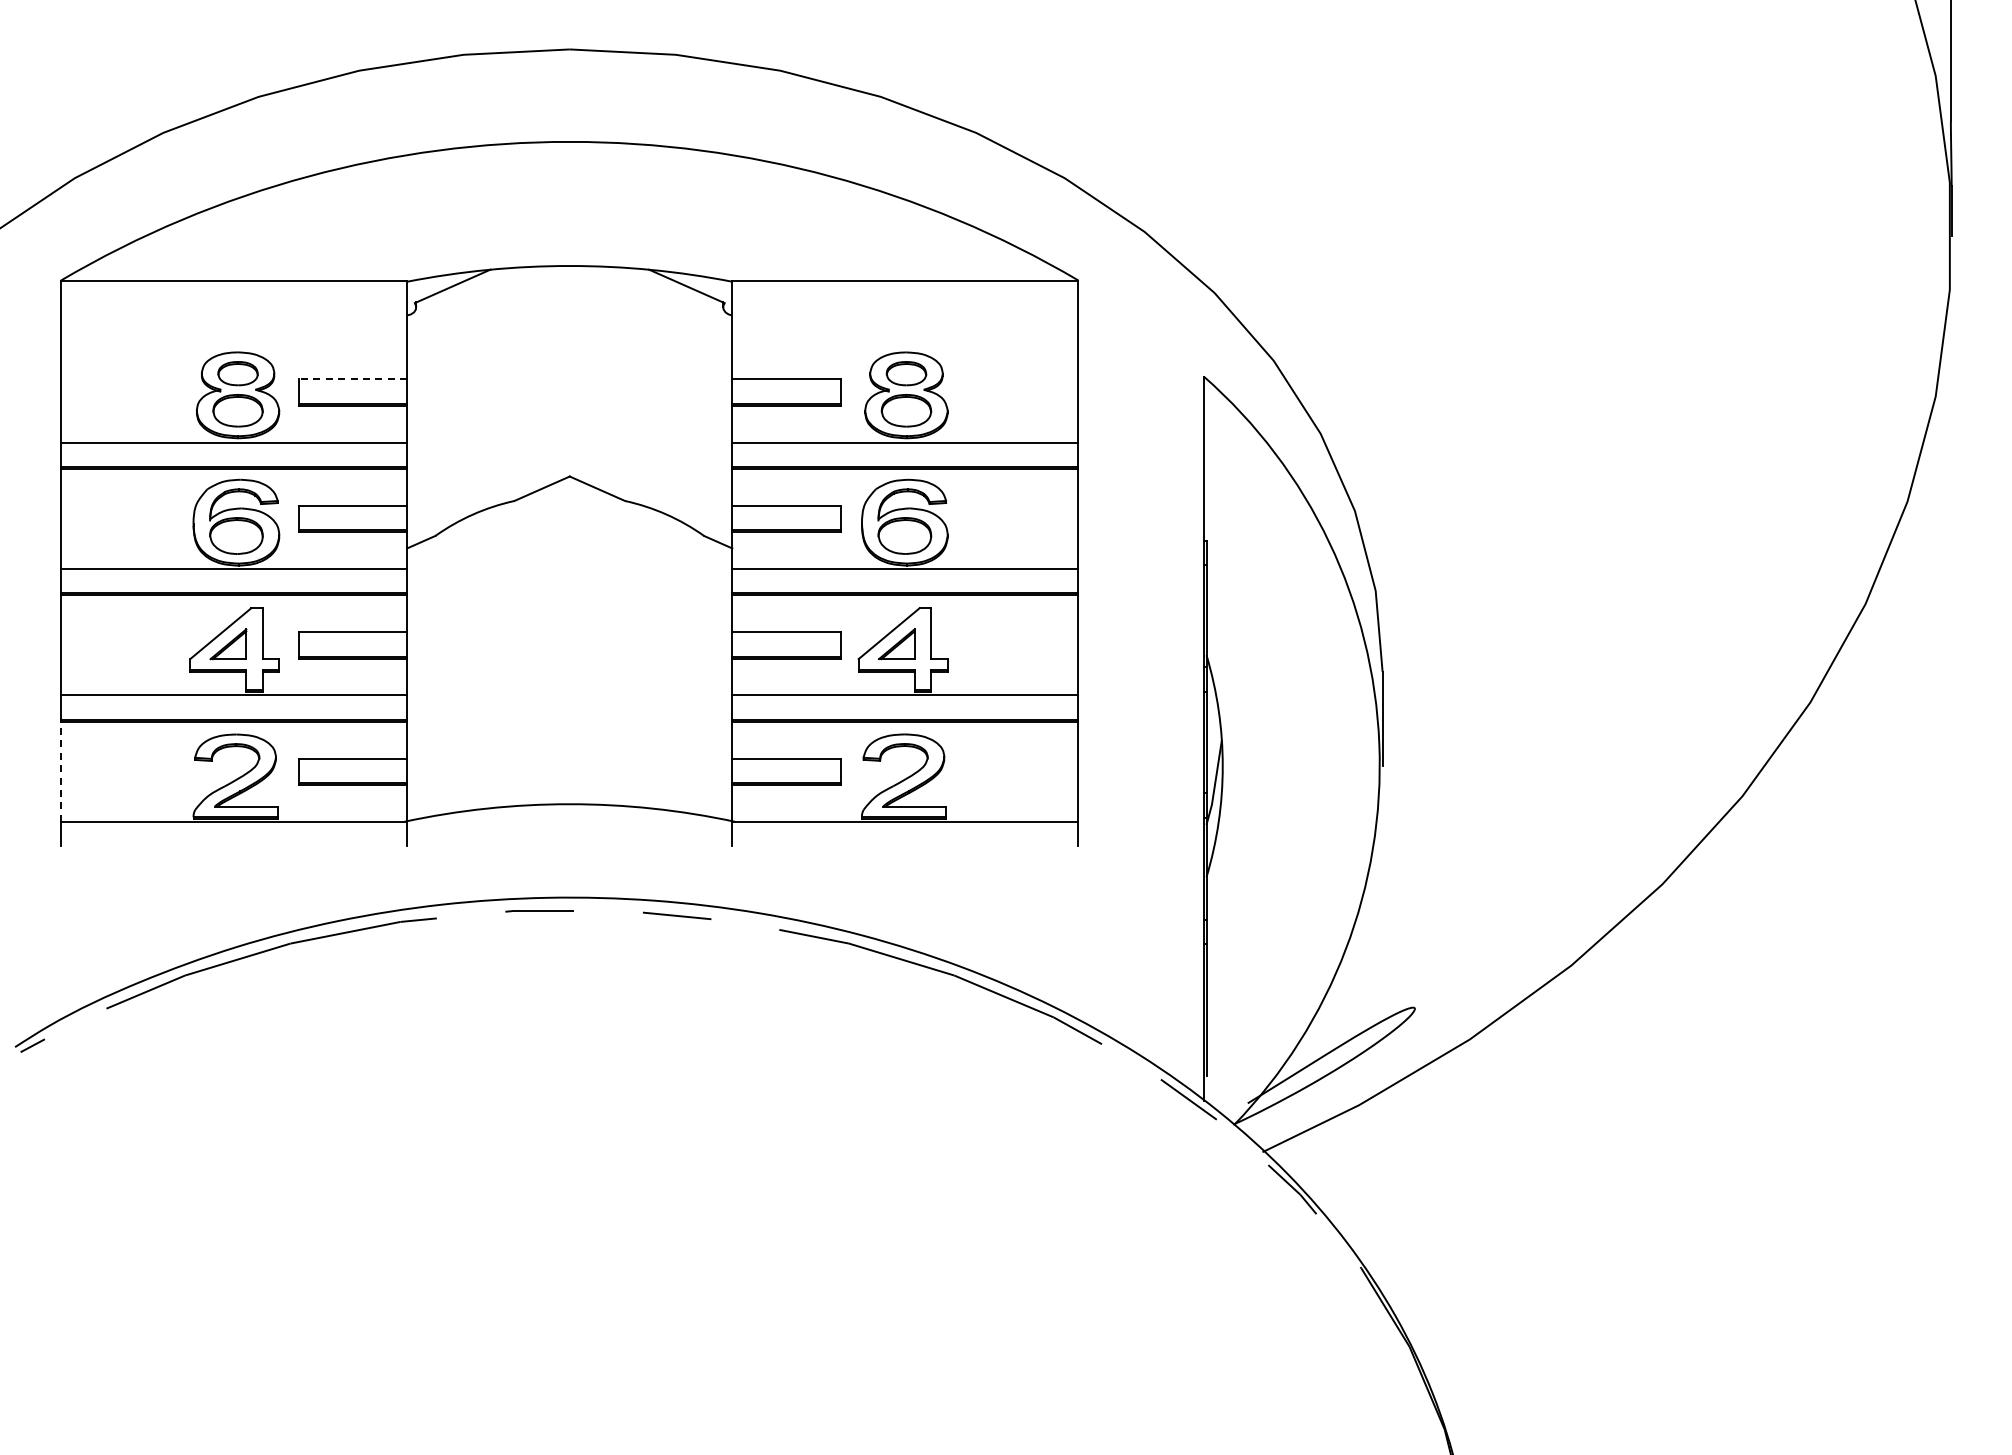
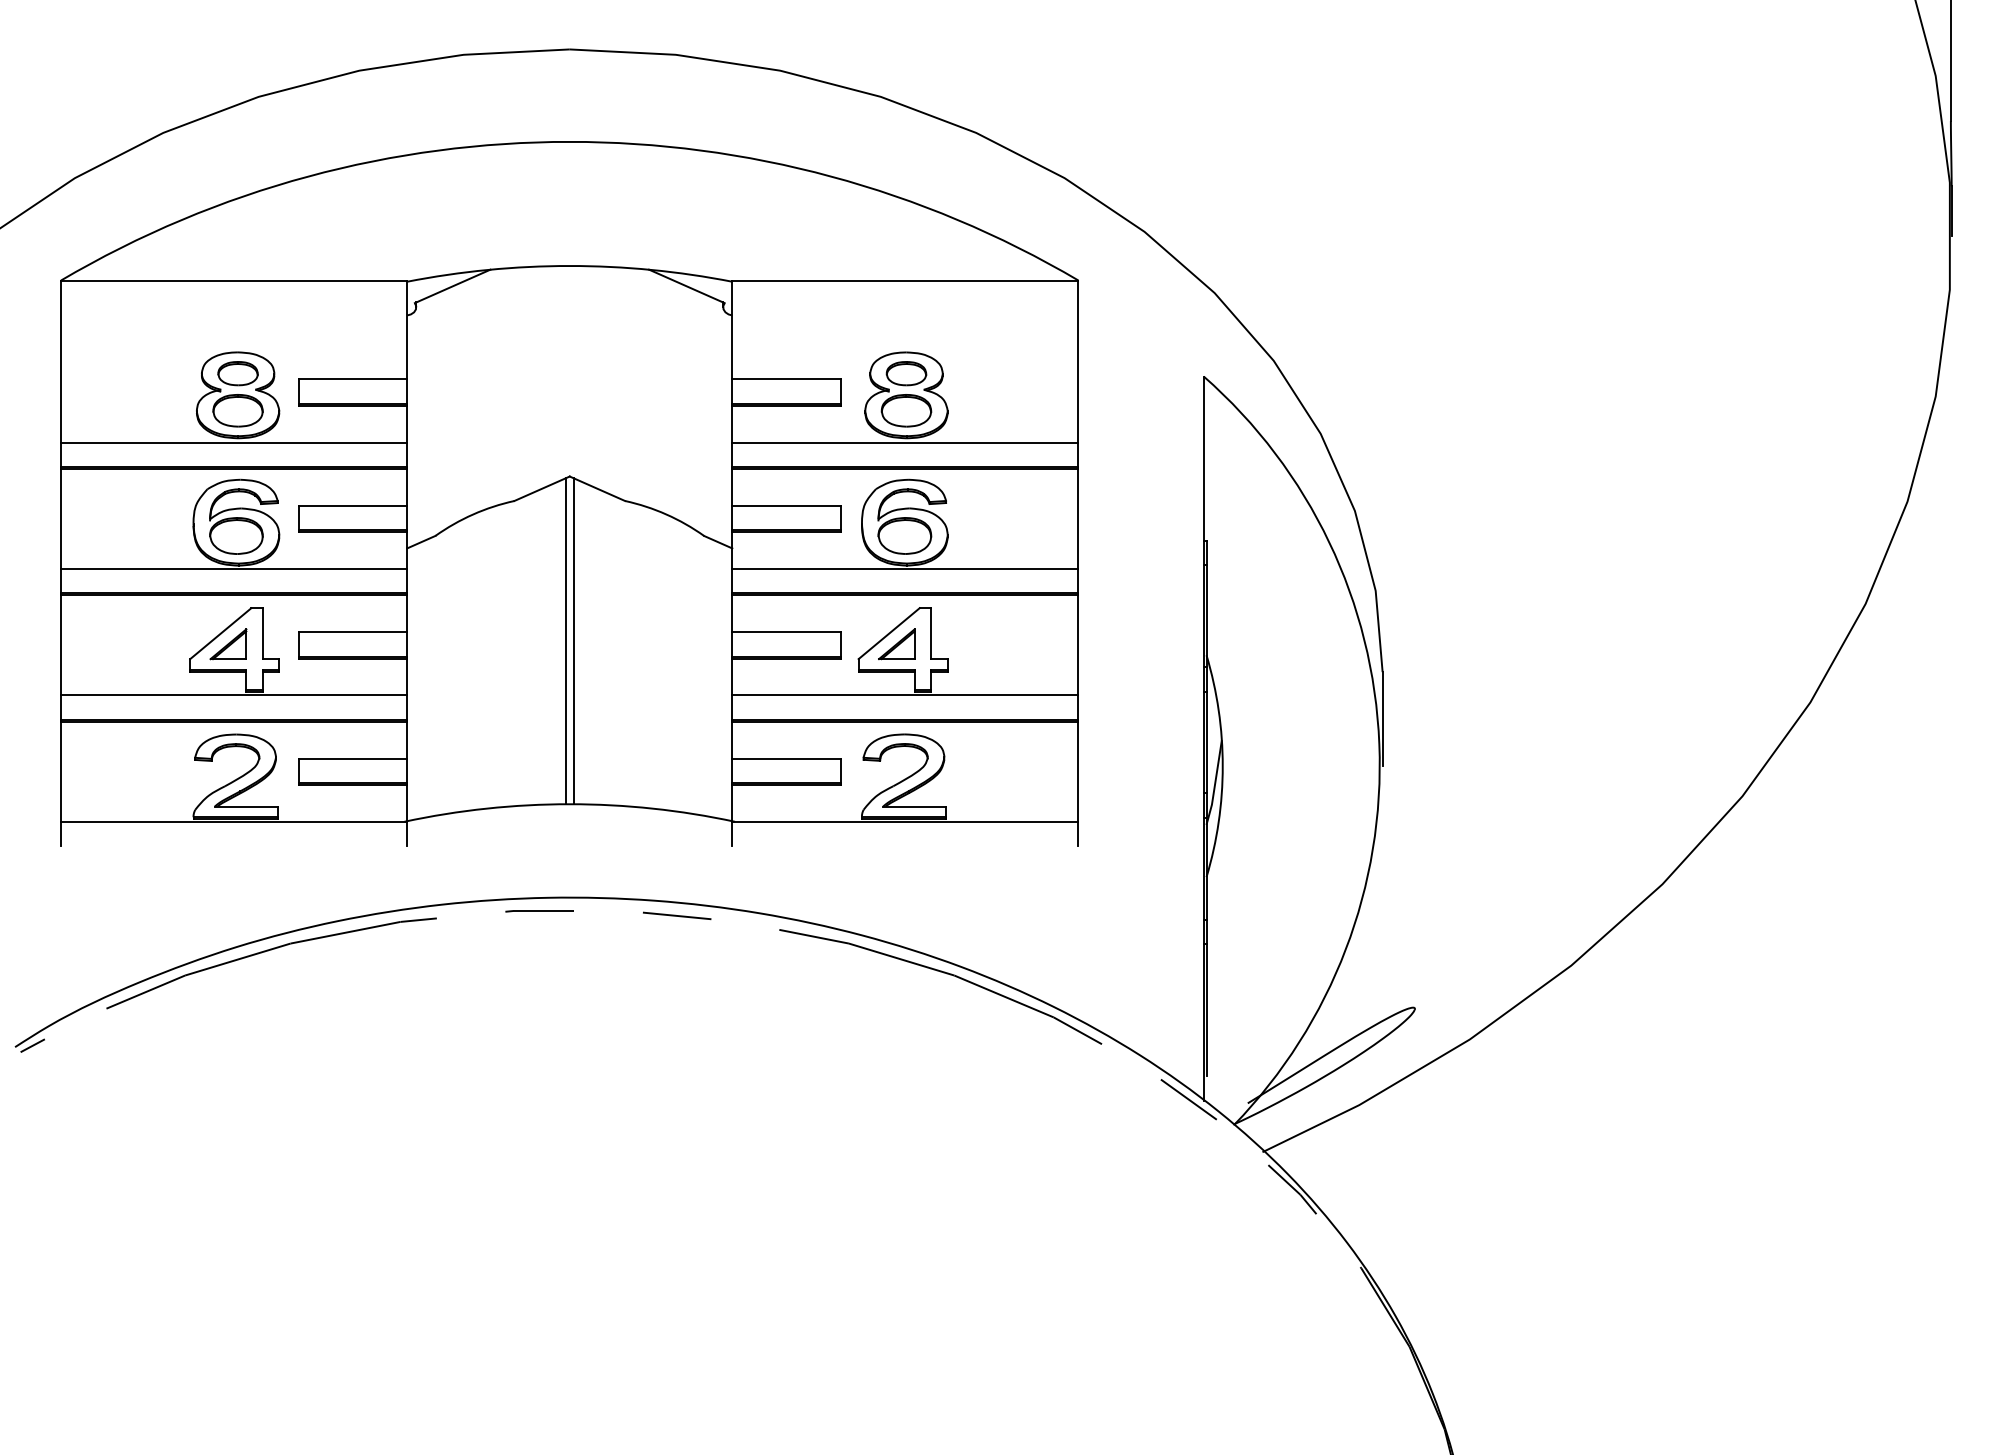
line: dashed -> solid (352, 379)
line: none -> present (565, 641)
line: none -> present (573, 641)
line: dashed -> solid (61, 771)
